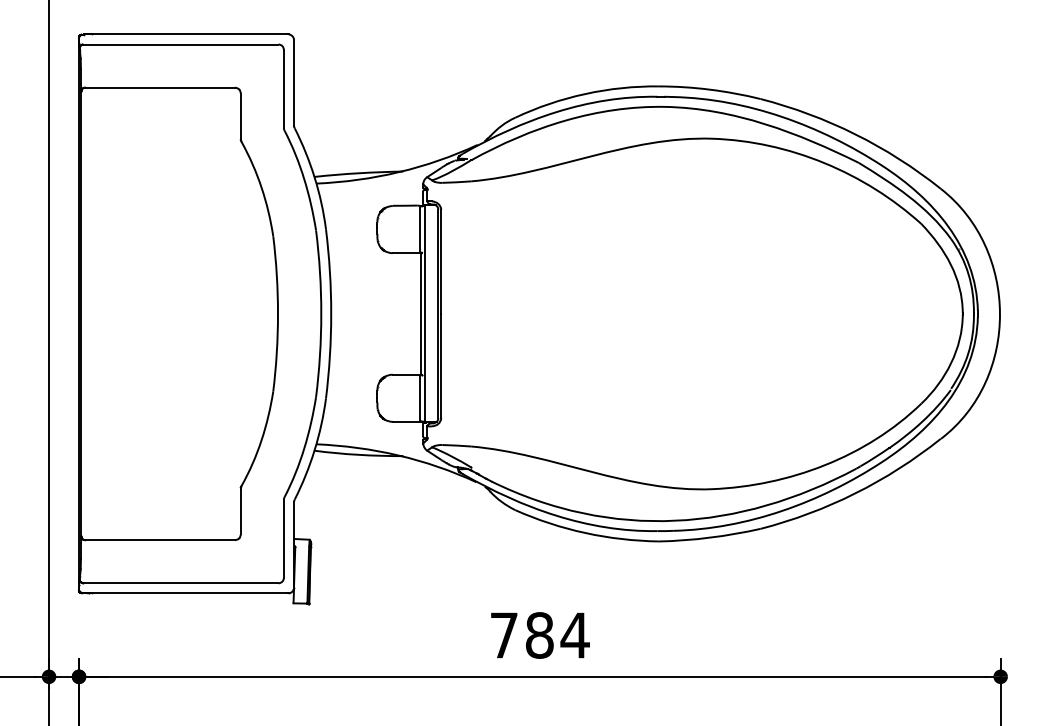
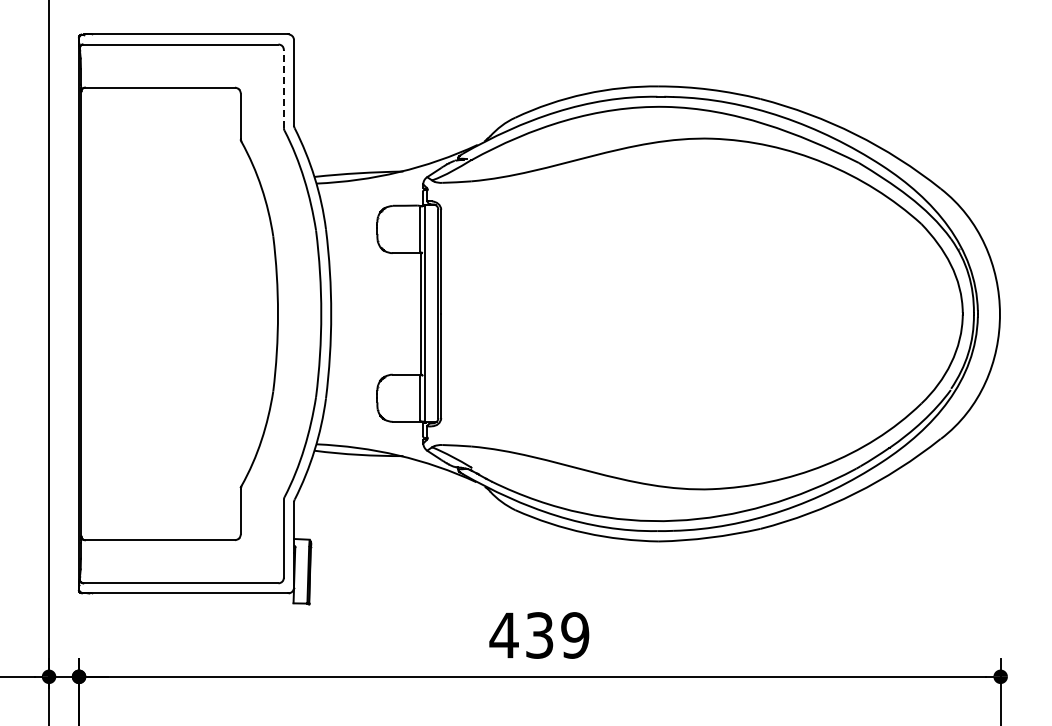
line: solid -> dashed (283, 89)
text: 784 -> 439 (539, 635)
